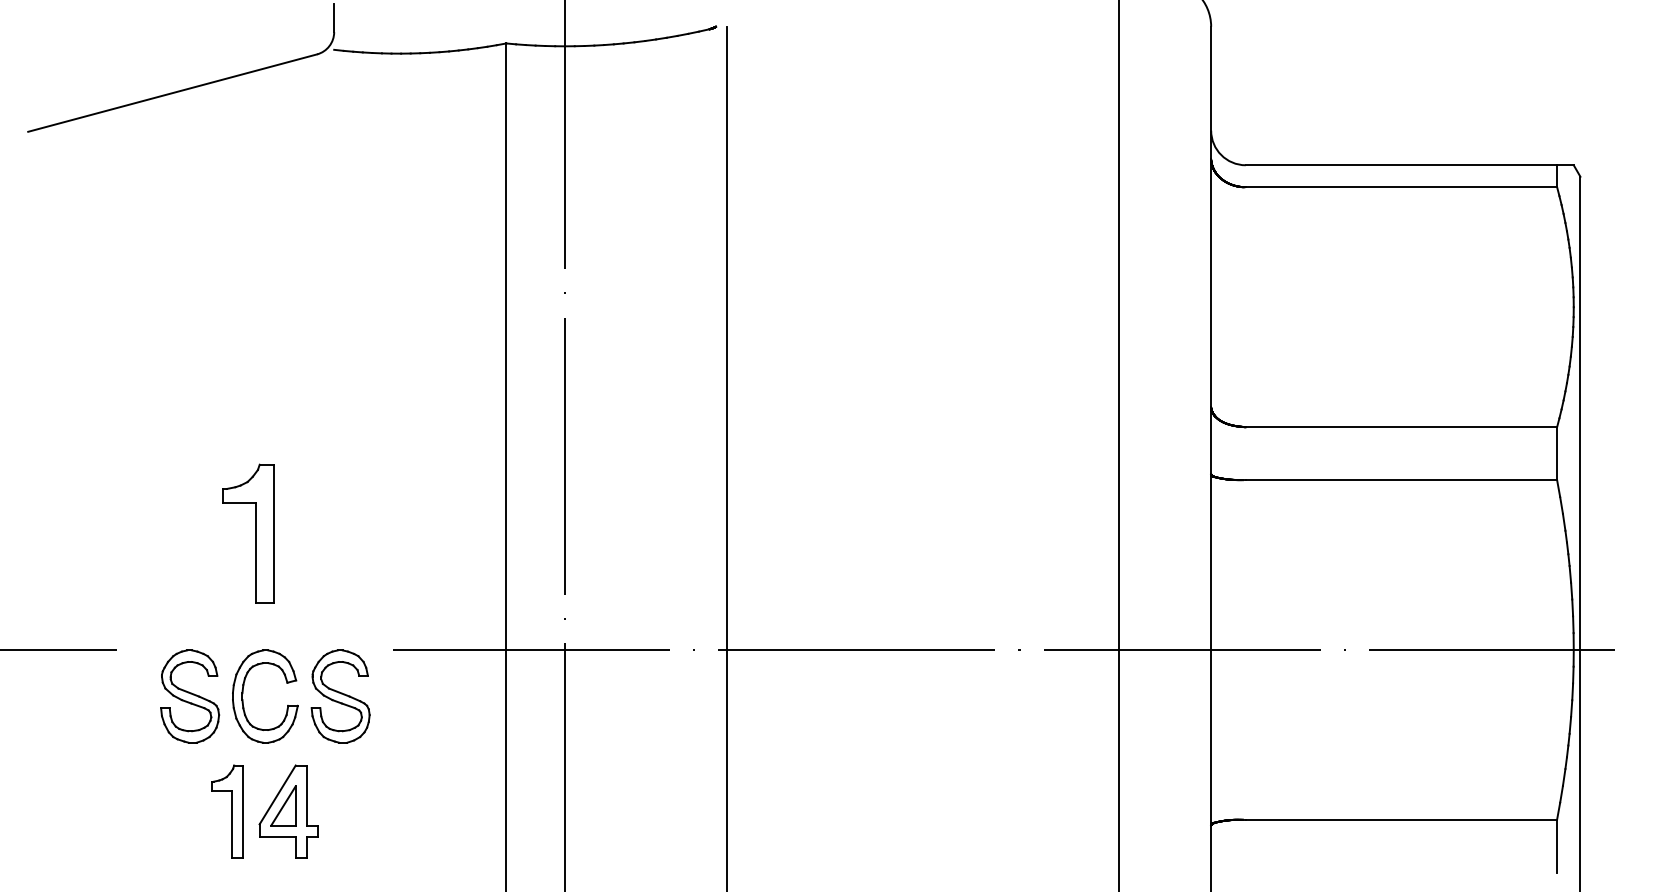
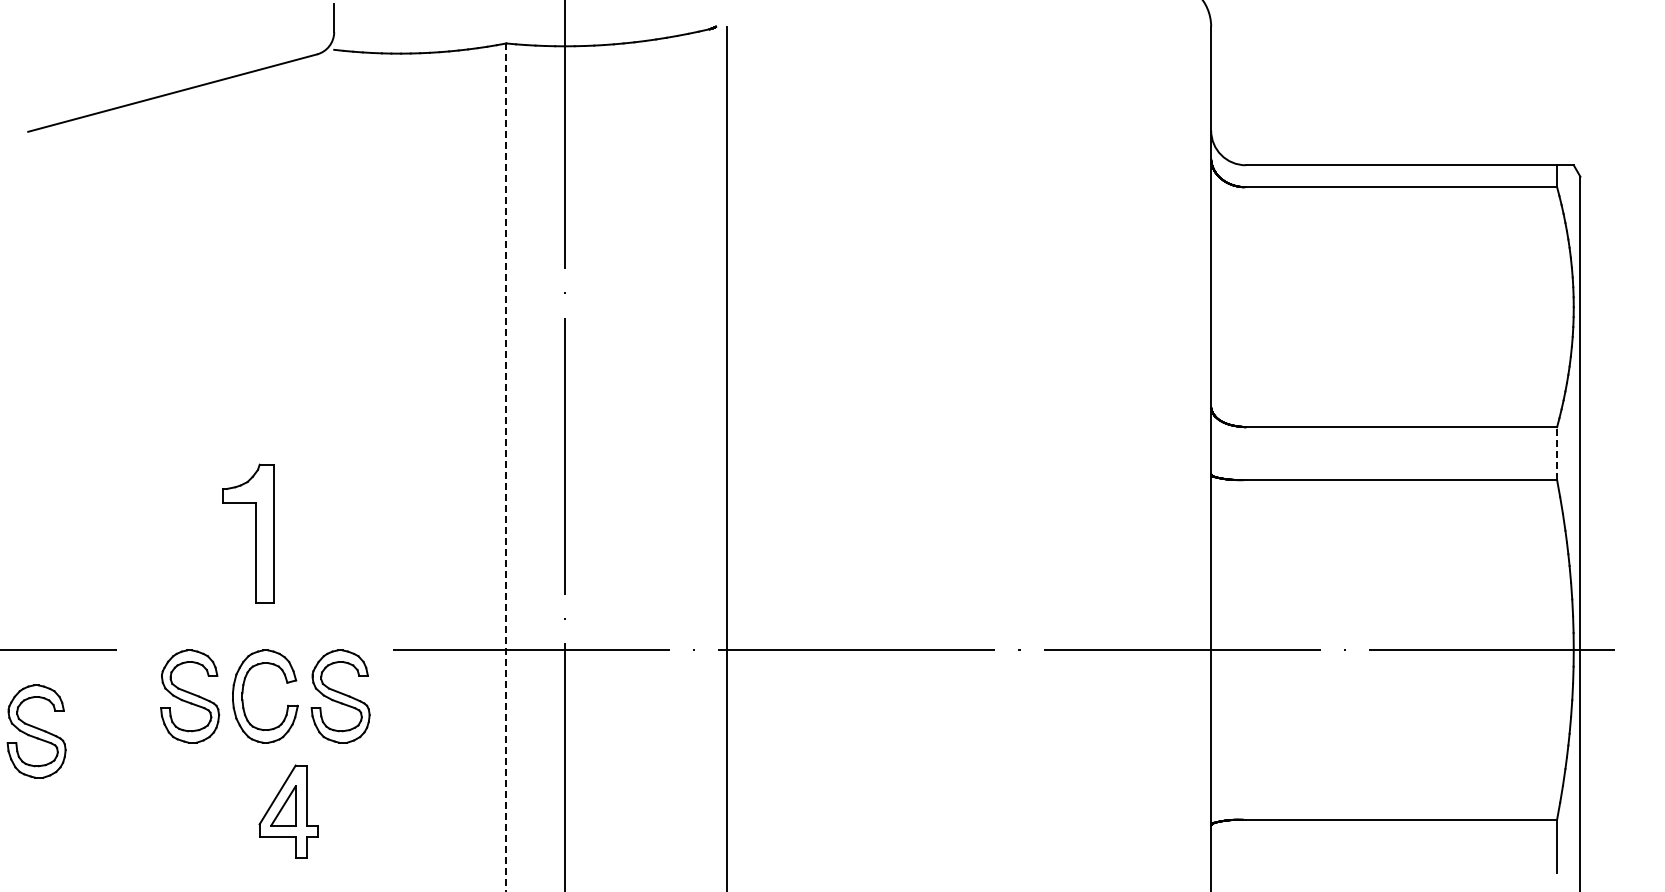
line: present -> none (1118, 445)
line: solid -> dashed (1557, 453)
line: solid -> dashed (506, 467)
part: none -> present (36, 731)
part: present -> none (227, 811)
